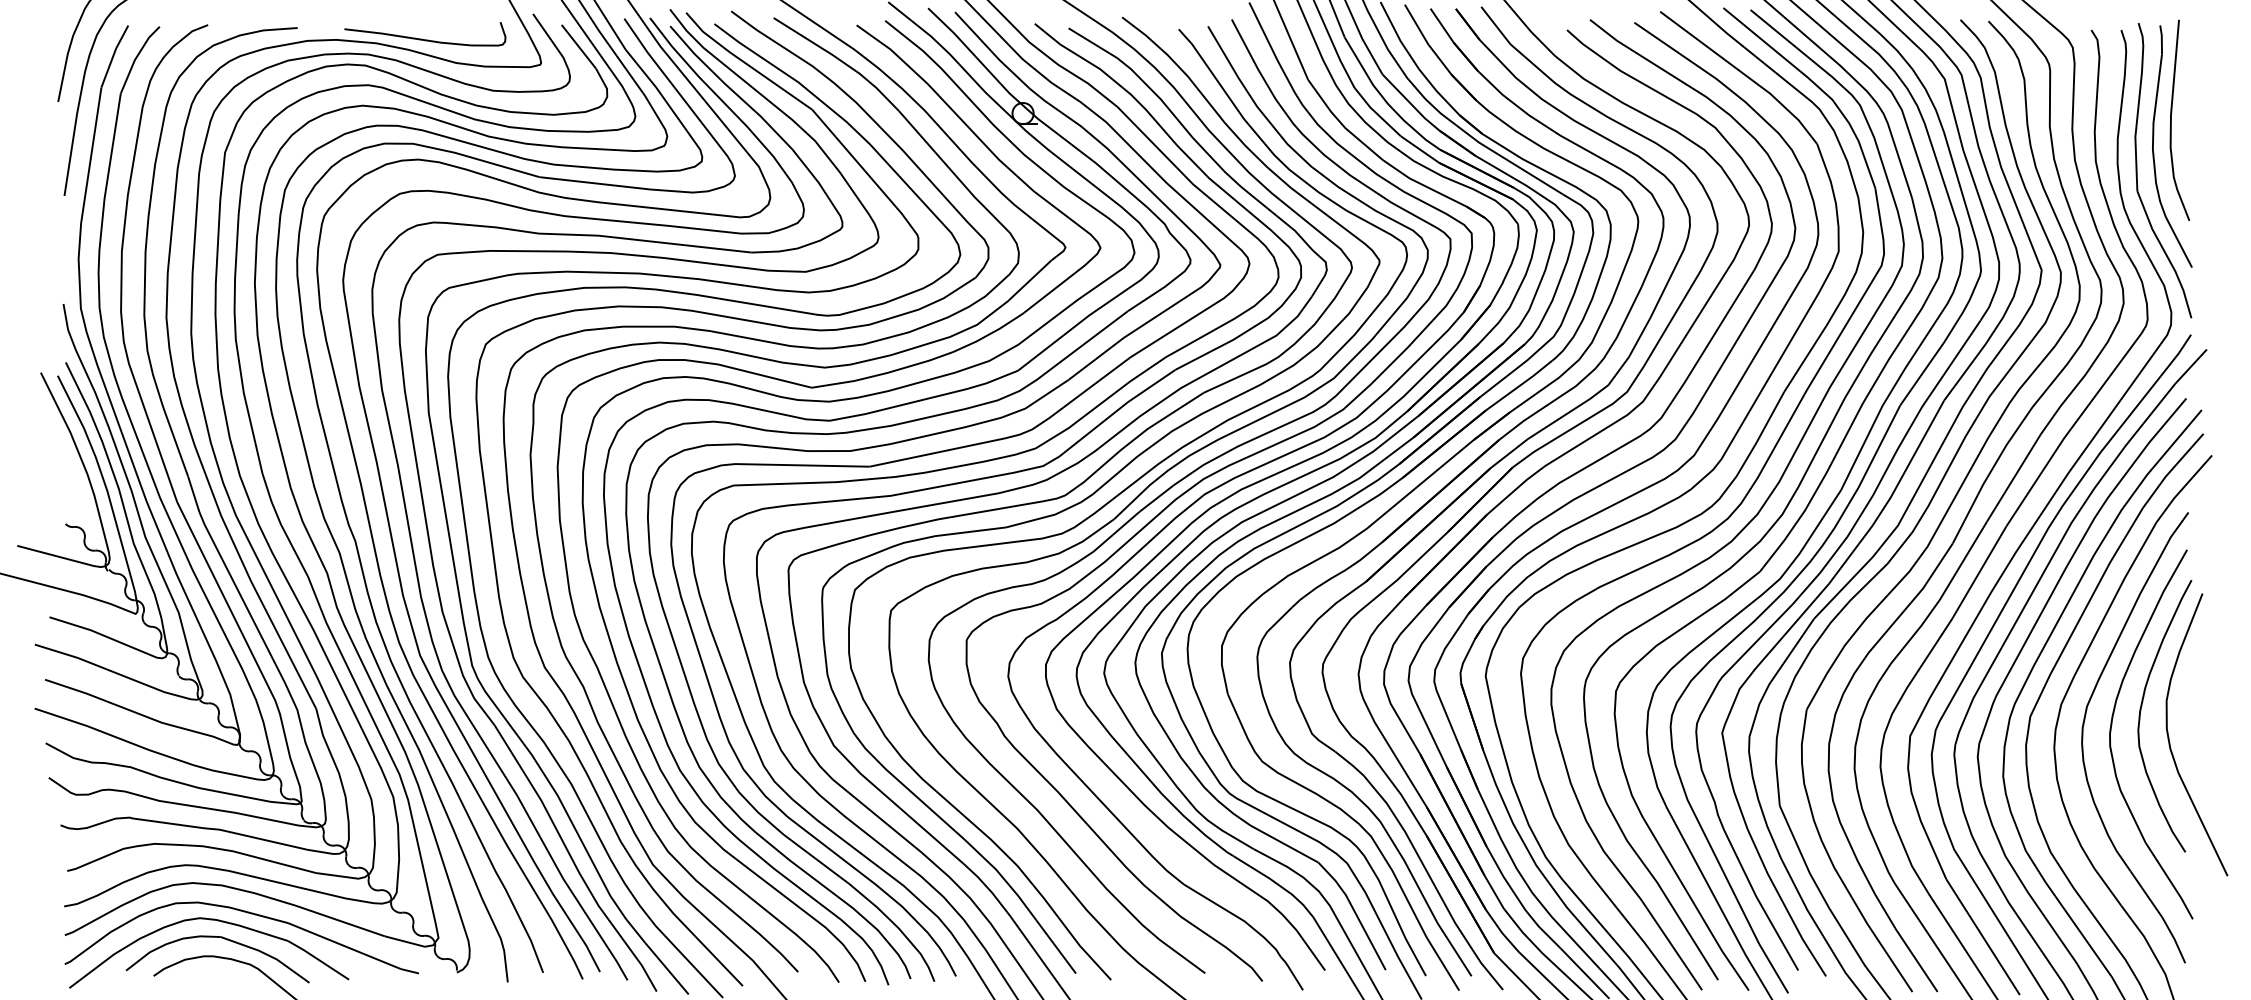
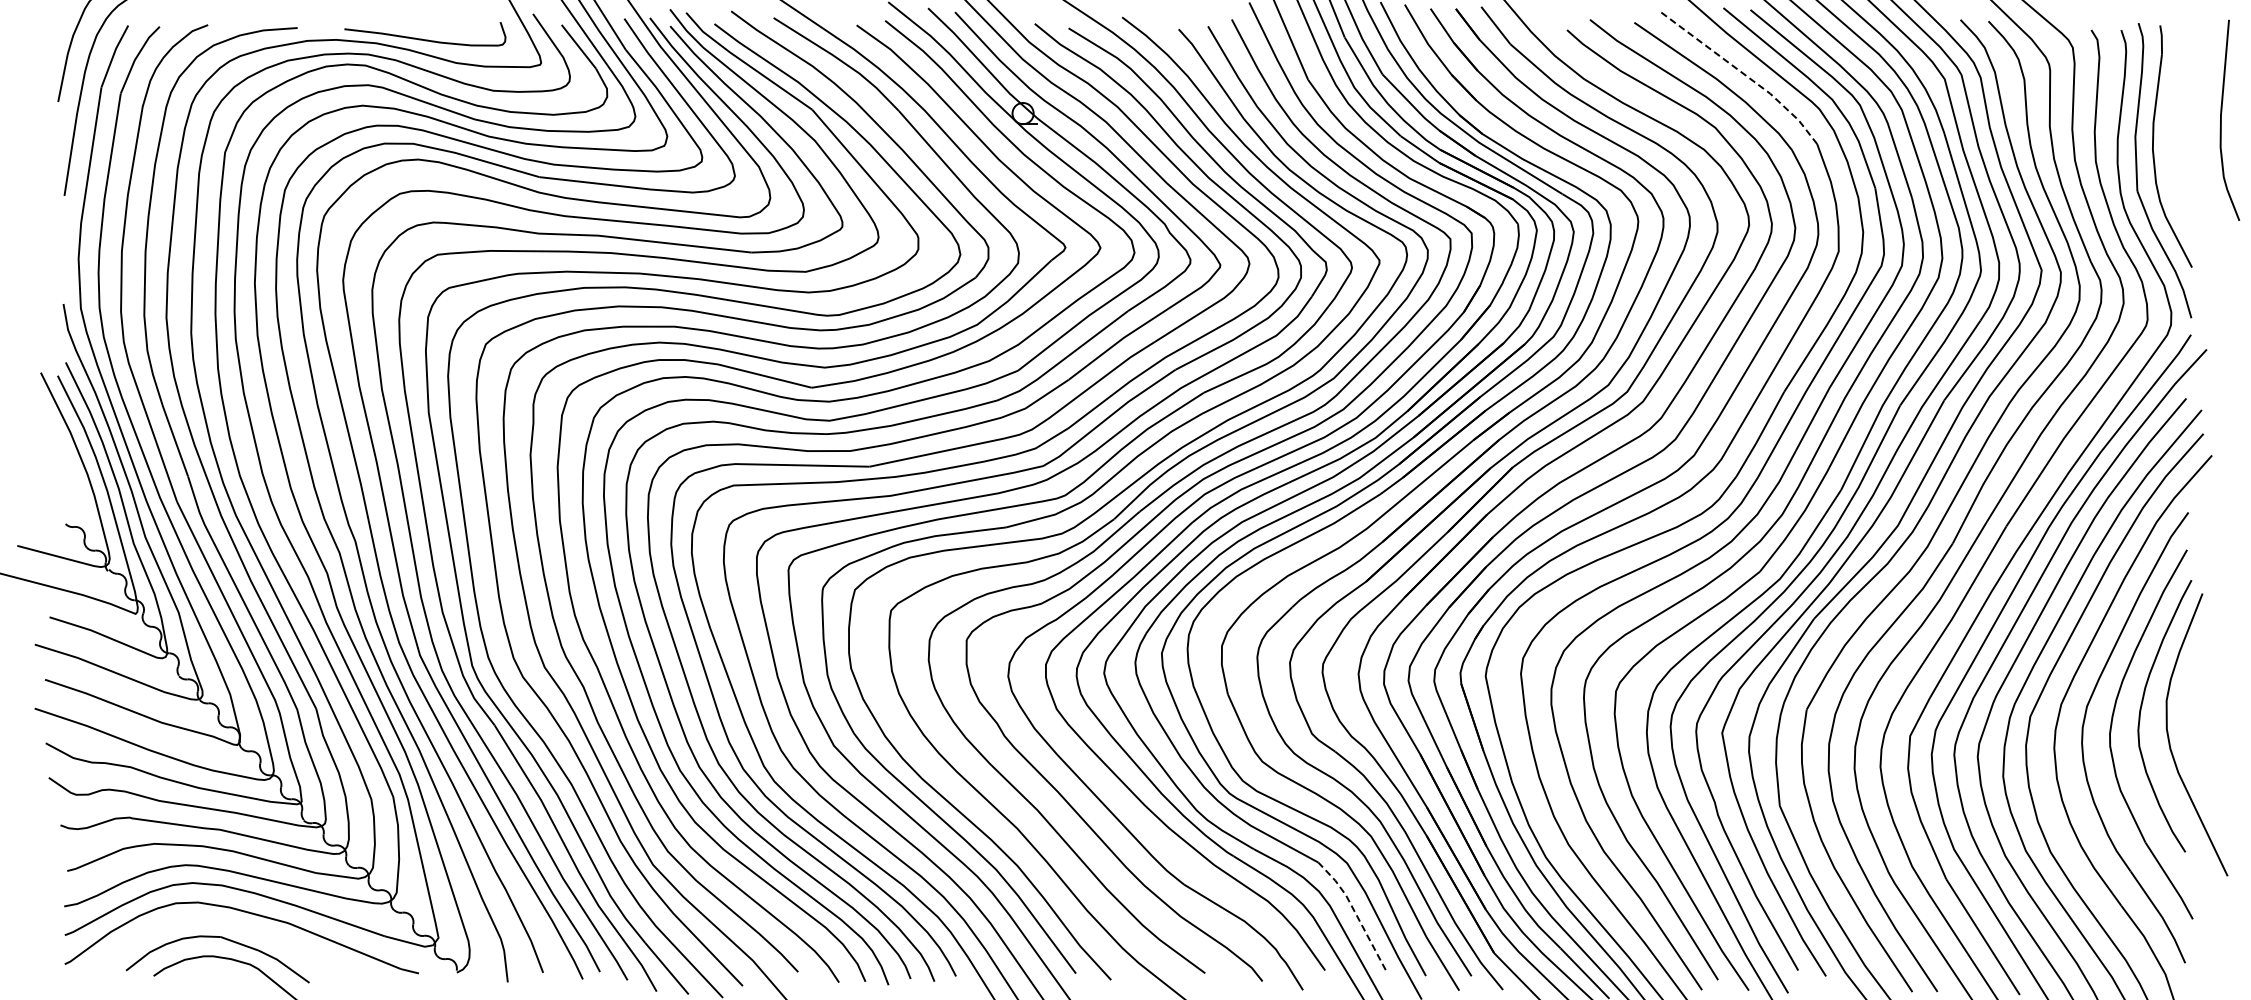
line: solid -> dashed (1743, 74)
curve position: (2171, 119) -> (2221, 119) (2221, 119)
line: solid -> dashed (1355, 912)
part: present -> none (209, 920)
